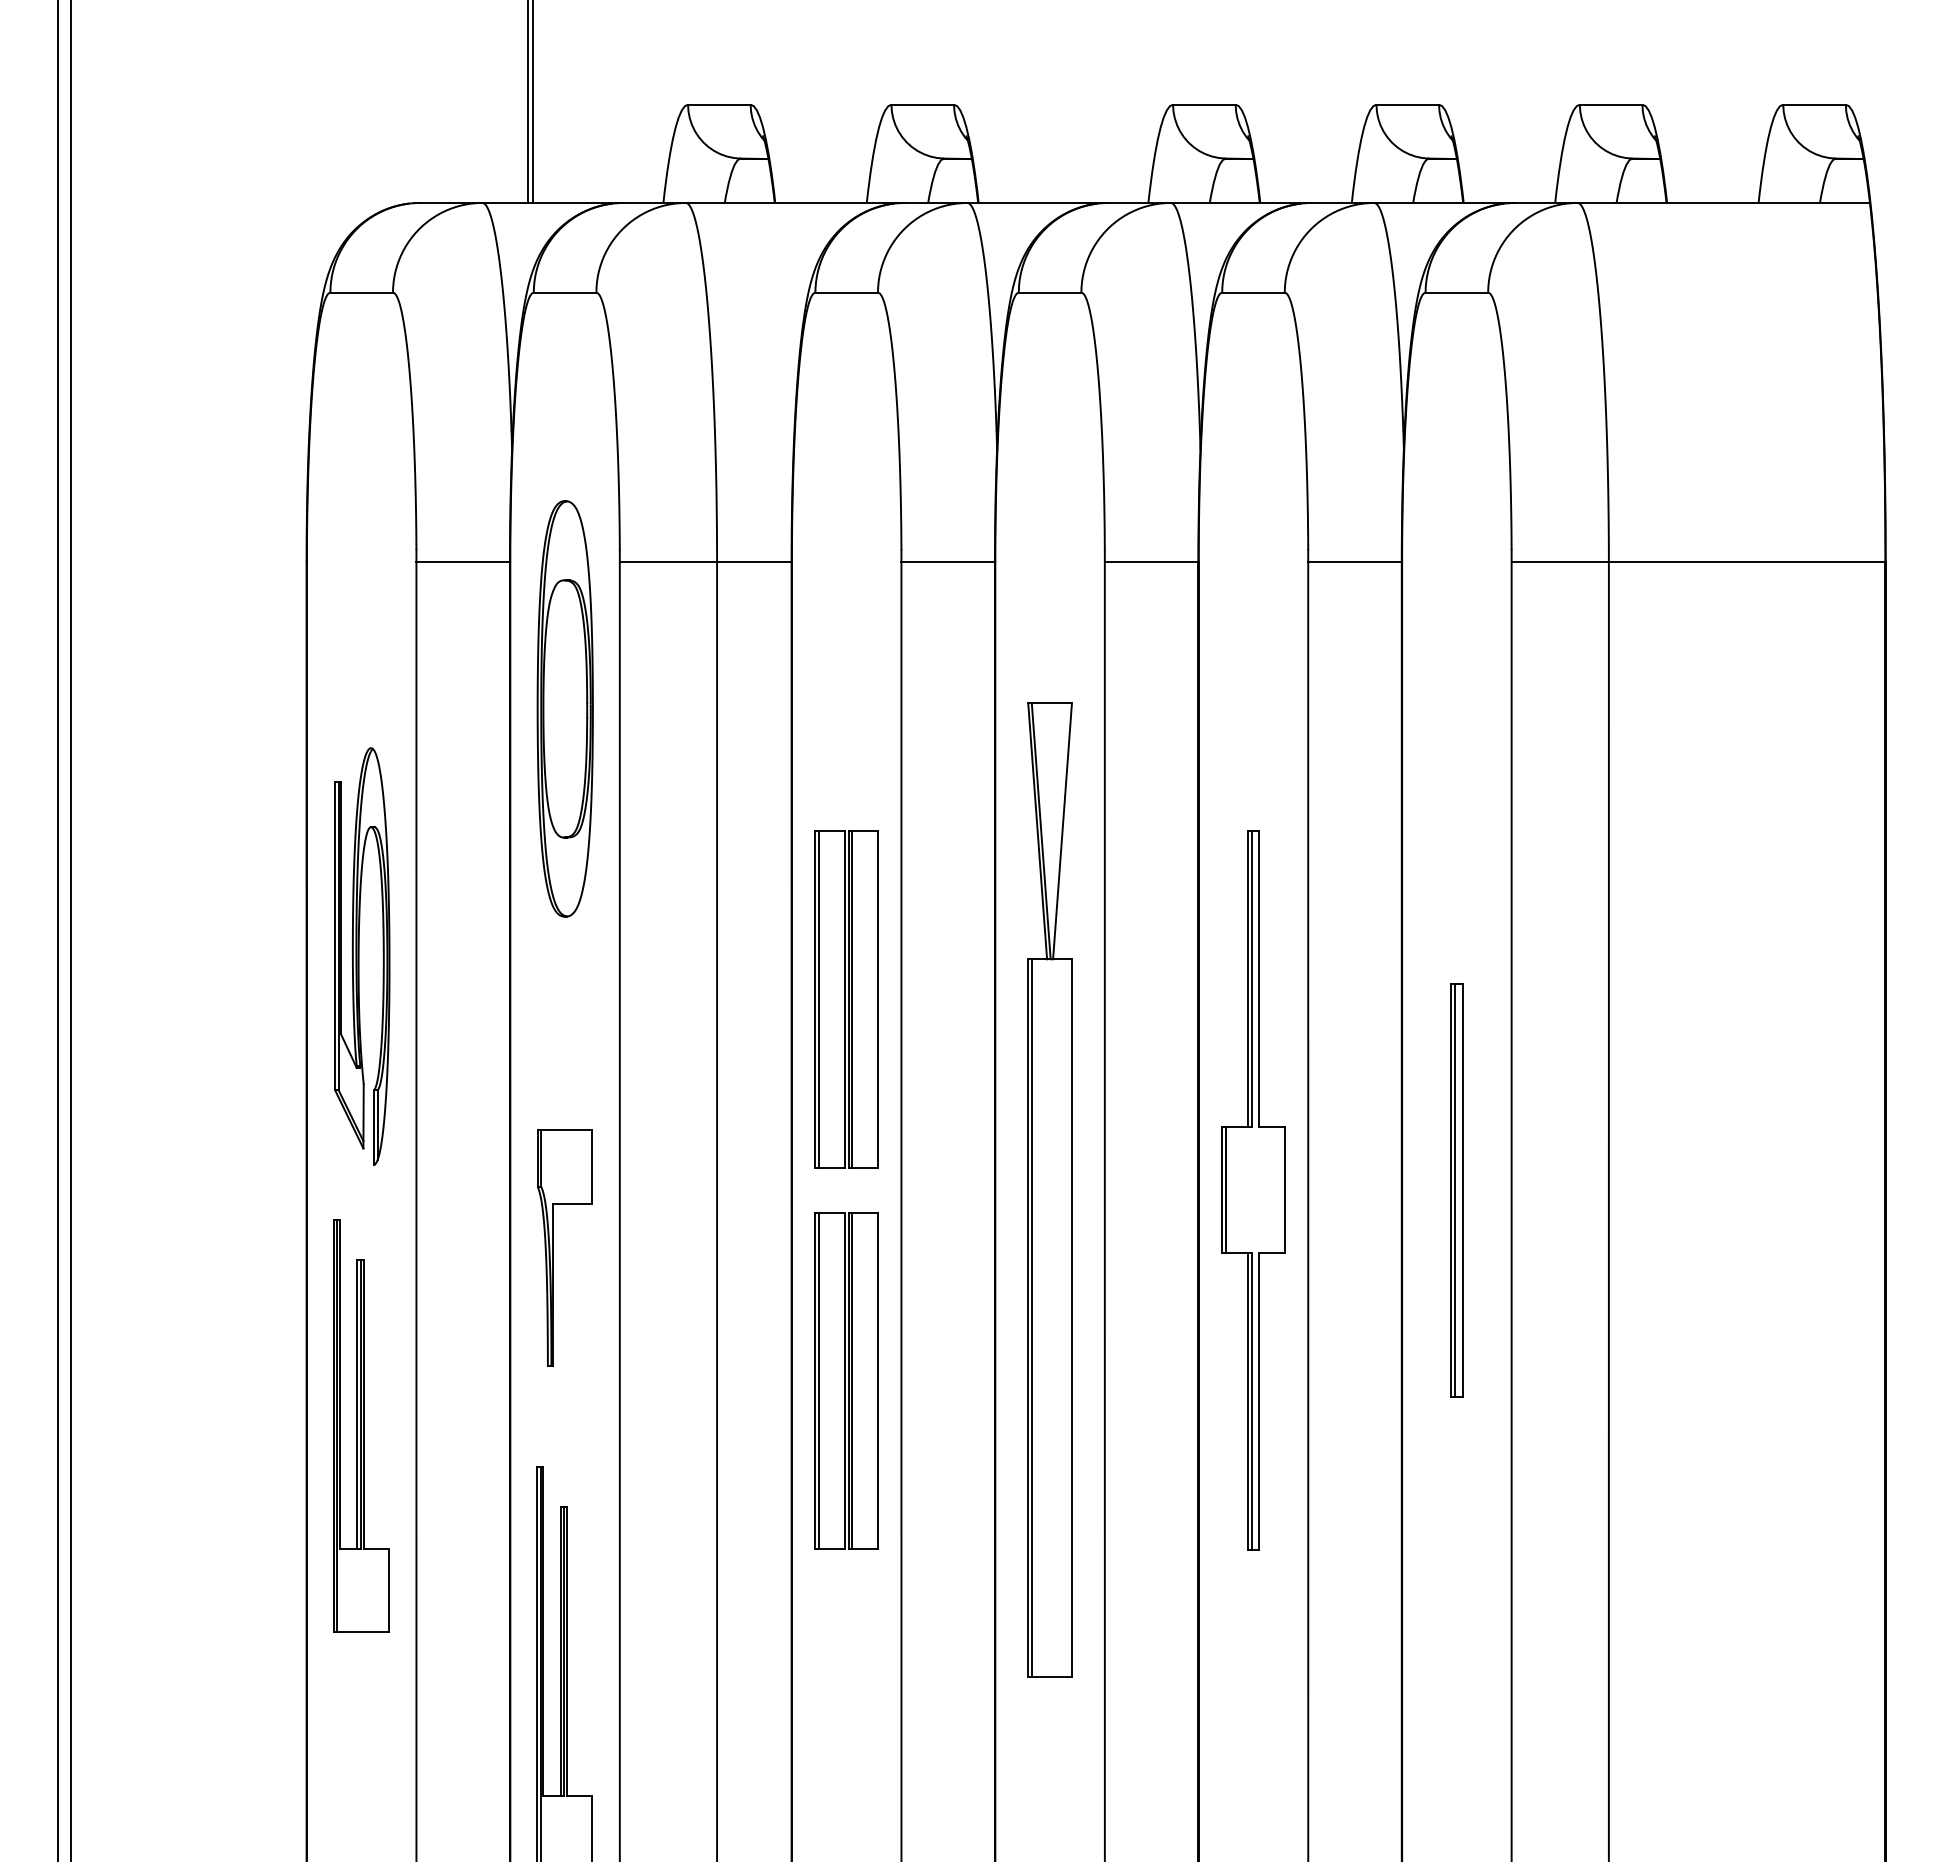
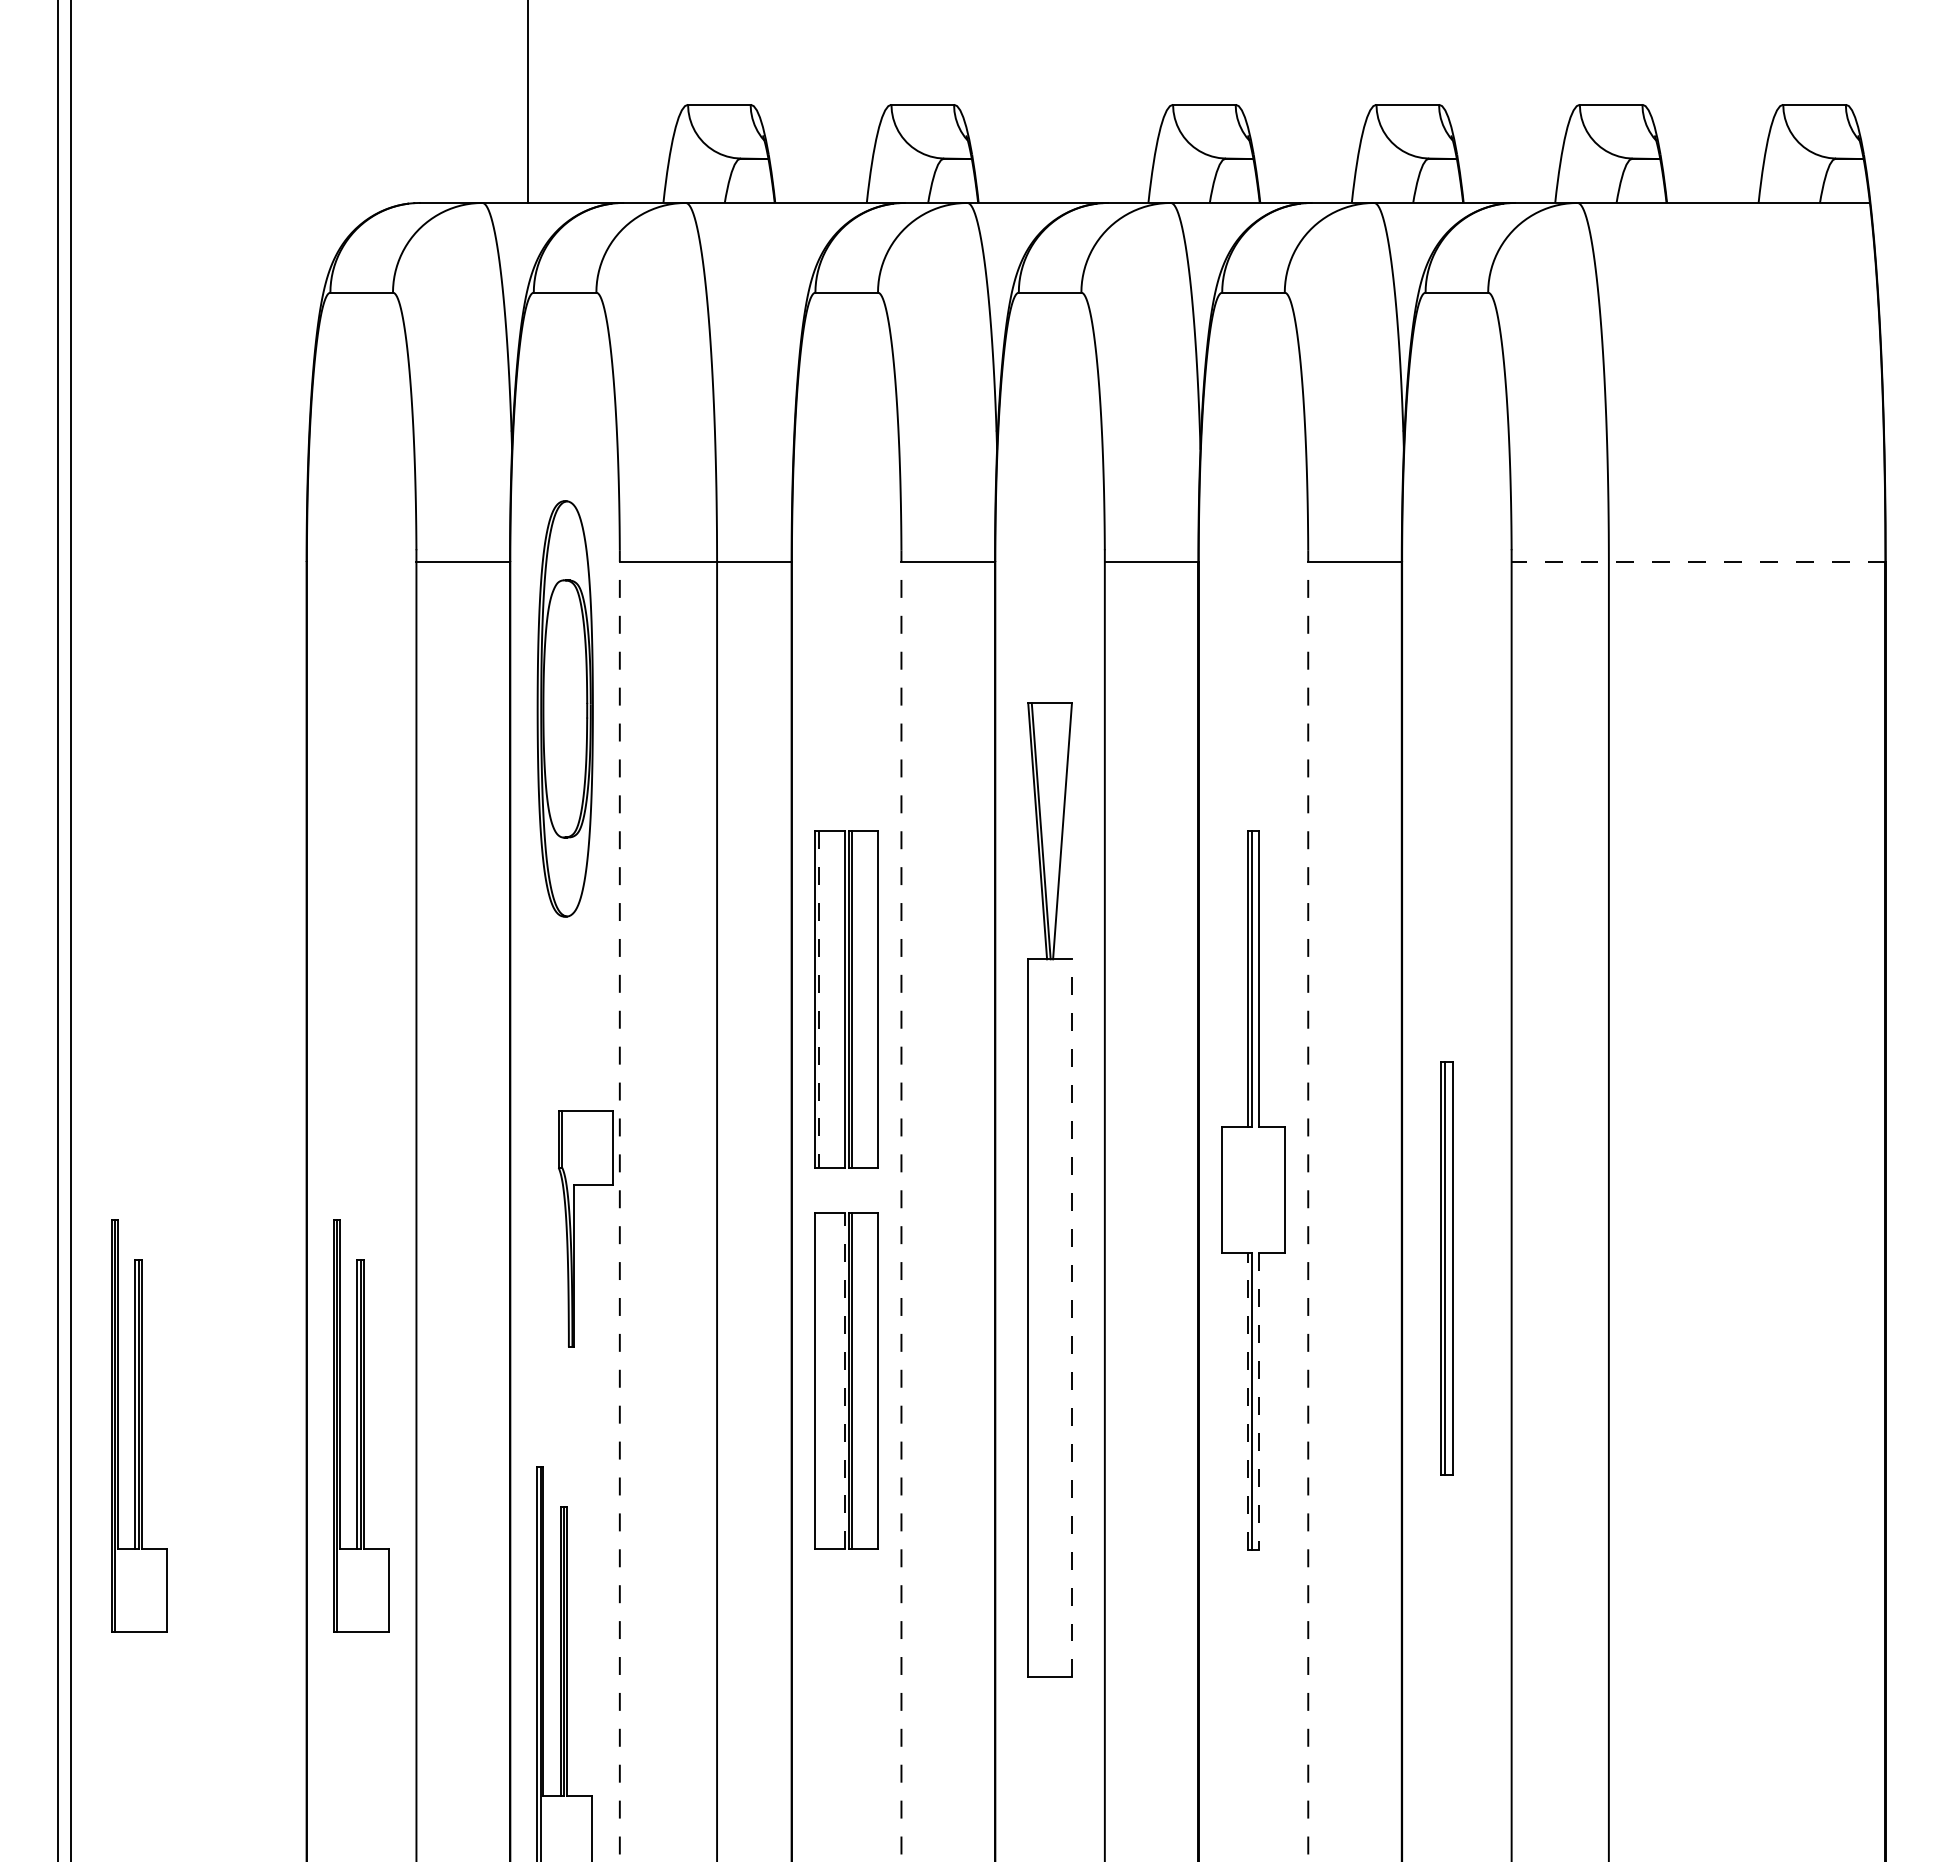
line: present -> none (532, 102)
line: solid -> dashed (1698, 561)
part: present -> none (362, 956)
line: solid -> dashed (819, 1000)
line: present -> none (1225, 1190)
part position: (1456, 1190) -> (1446, 1268) (1446, 1268)
line: solid -> dashed (619, 1205)
line: solid -> dashed (901, 1205)
line: solid -> dashed (1308, 1205)
part position: (553, 1247) -> (574, 1228) (574, 1228)
line: solid -> dashed (1071, 1317)
line: present -> none (1031, 1318)
line: present -> none (819, 1380)
line: solid -> dashed (844, 1380)
line: solid -> dashed (1247, 1401)
line: solid -> dashed (1258, 1402)
part: none -> present (139, 1425)
